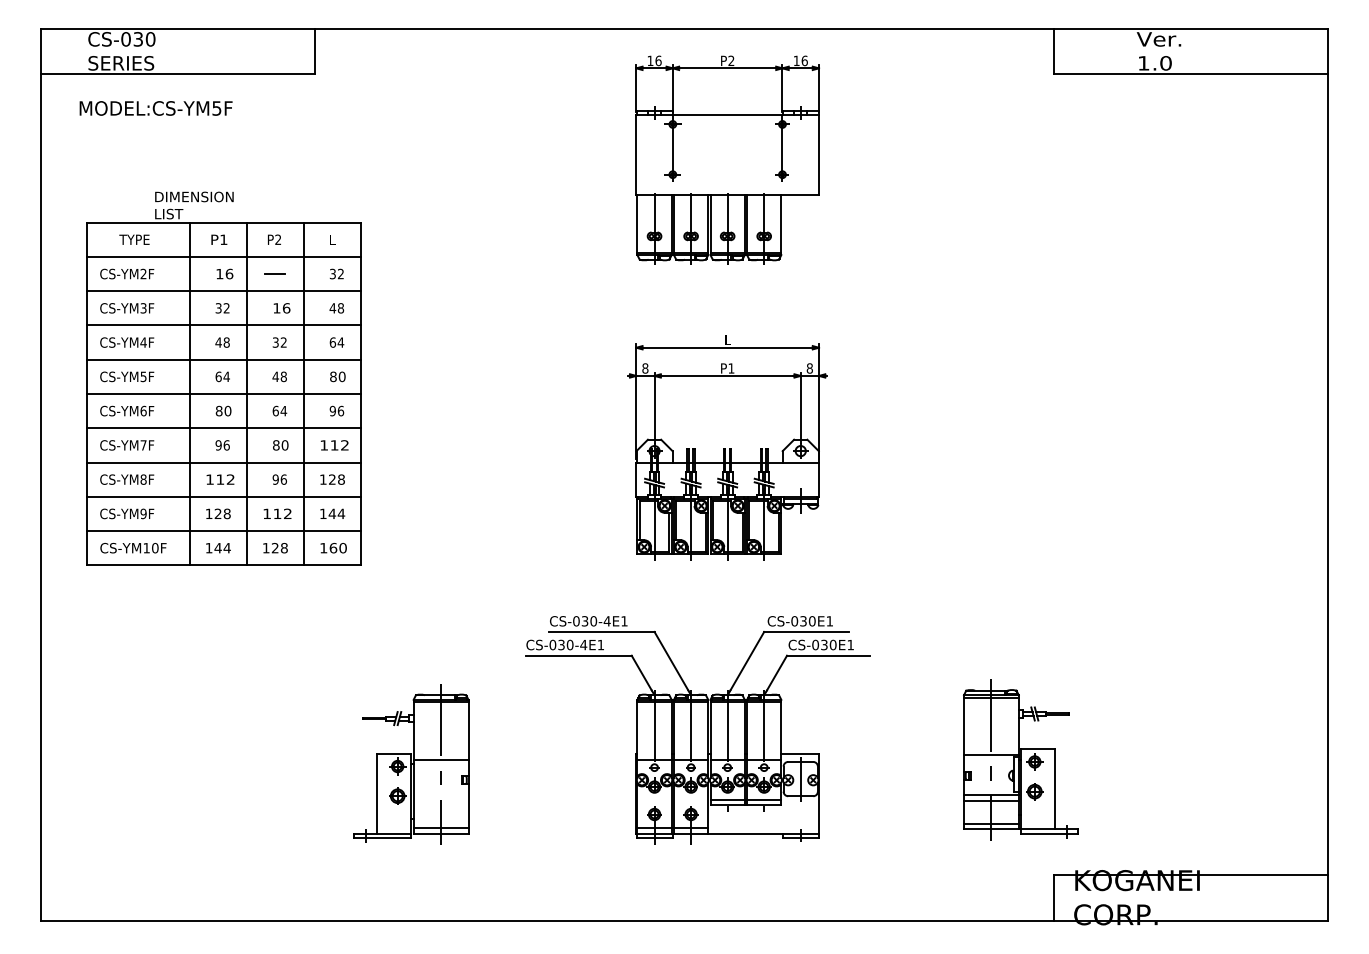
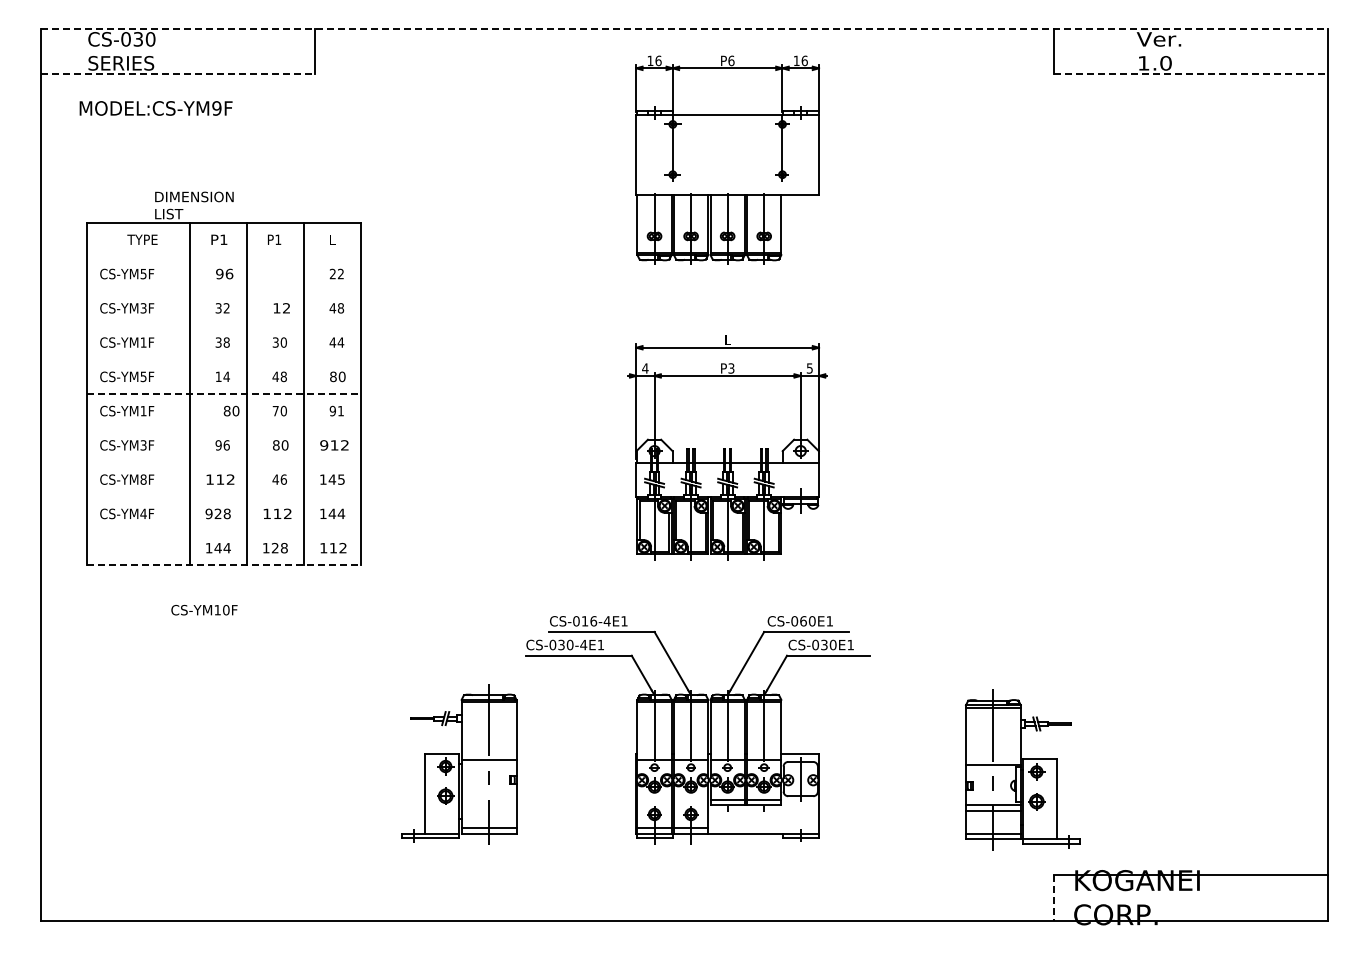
line: solid -> dashed (684, 28)
text: P2 -> P6 (731, 60)
line: solid -> dashed (178, 74)
line: solid -> dashed (1191, 74)
text: MODEL:CS-YM5F -> MODEL:CS-YM9F (216, 108)
text position: (134, 239) -> (142, 239) (142, 239)
text: P2 -> P1 (278, 239)
line: present -> none (223, 256)
text: CS-YM2F -> CS-YM5F (143, 273)
text: 16 -> 96 (219, 273)
line: present -> none (274, 273)
text: 32 -> 22 (332, 274)
line: present -> none (223, 291)
text: 16 -> 12 (286, 308)
line: present -> none (223, 325)
text: CS-YM4F -> CS-YM1F (143, 342)
text: 48 -> 38 (218, 342)
text: 32 -> 30 (283, 342)
text: 64 -> 44 (332, 342)
line: present -> none (223, 359)
text: 8 -> 4 (645, 368)
text: P1 -> P3 (731, 368)
text: 8 -> 5 (809, 368)
text: 64 -> 14 (218, 376)
line: solid -> dashed (224, 394)
text: CS-YM6F -> CS-YM1F (143, 410)
text position: (223, 410) -> (231, 410) (231, 410)
text: 64 -> 70 (279, 410)
text: 96 -> 91 (340, 410)
line: present -> none (223, 428)
text: CS-YM7F -> CS-YM3F (143, 445)
text: 112 -> 912 (324, 445)
line: present -> none (223, 462)
text: 96 -> 46 (275, 479)
text: 128 -> 145 (336, 479)
line: present -> none (223, 496)
text: CS-YM9F -> CS-YM4F (143, 513)
text: 128 -> 928 (208, 513)
line: present -> none (223, 531)
text: 160 -> 112 (337, 547)
text position: (133, 548) -> (204, 610) (204, 610)
line: solid -> dashed (224, 565)
text: CS-030-4E1 -> CS-016-4E1 (589, 621)
text: CS-030E1 -> CS-060E1 (803, 621)
part position: (1020, 759) -> (1022, 769) (1022, 769)
part position: (411, 764) -> (459, 764) (459, 764)
line: solid -> dashed (1053, 897)
